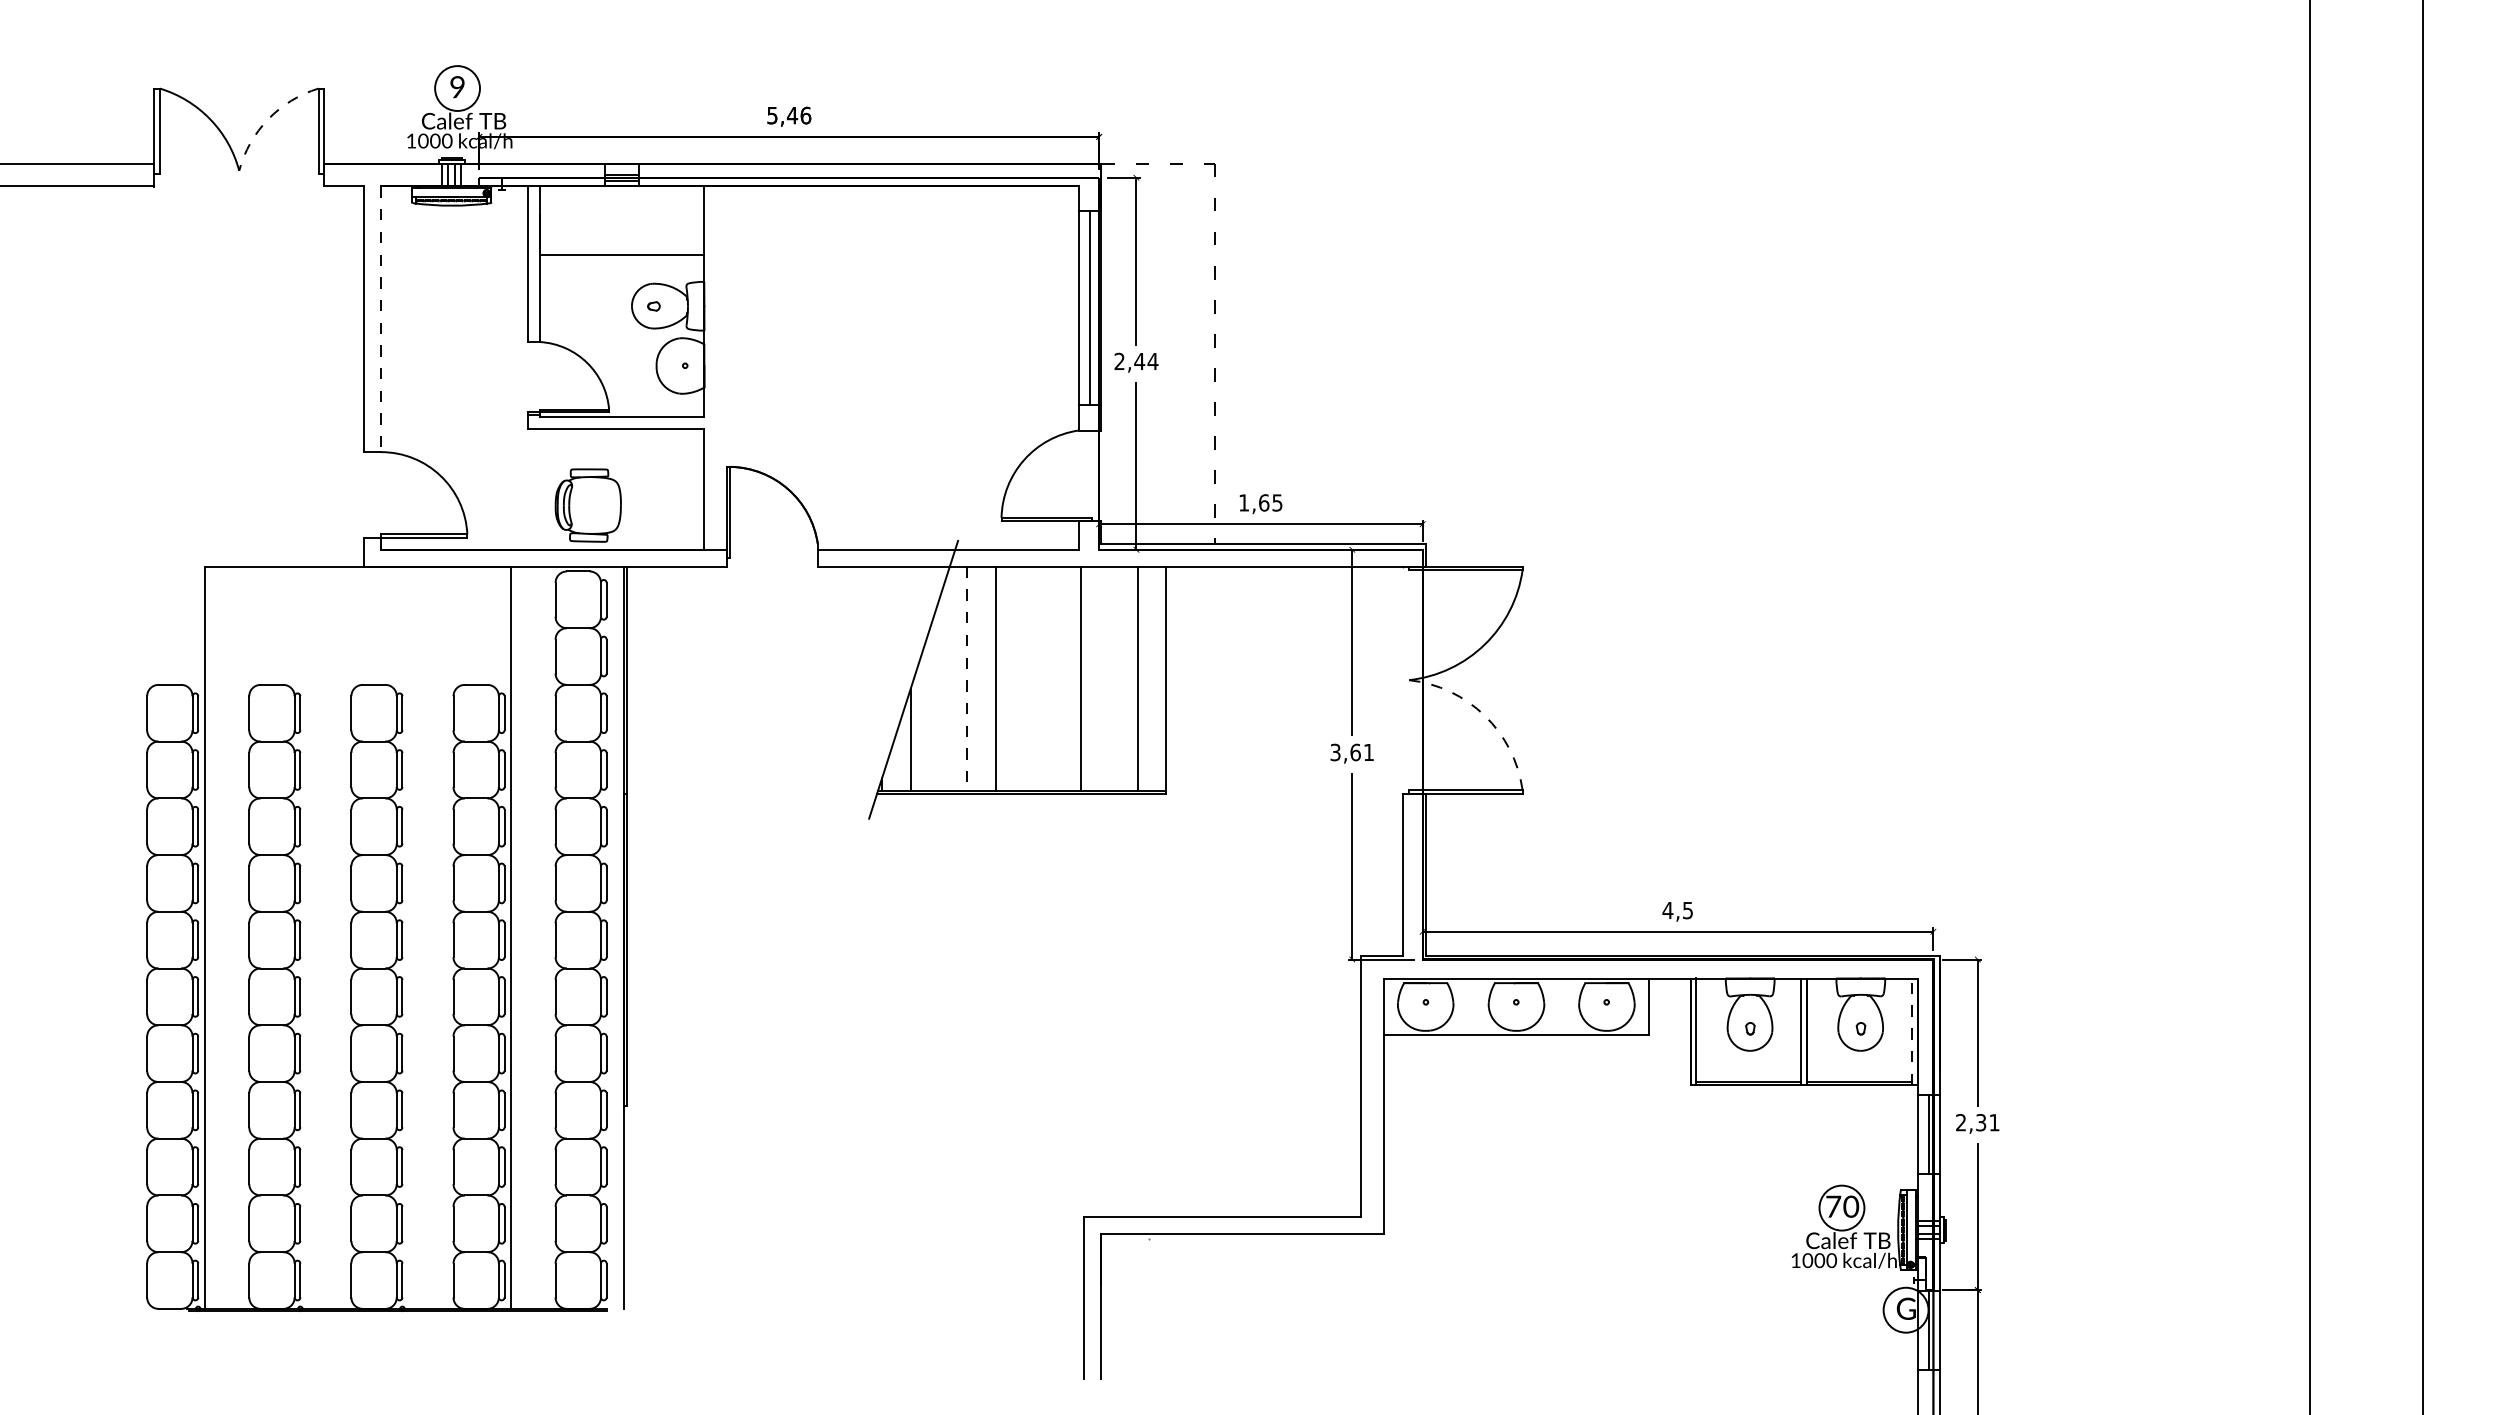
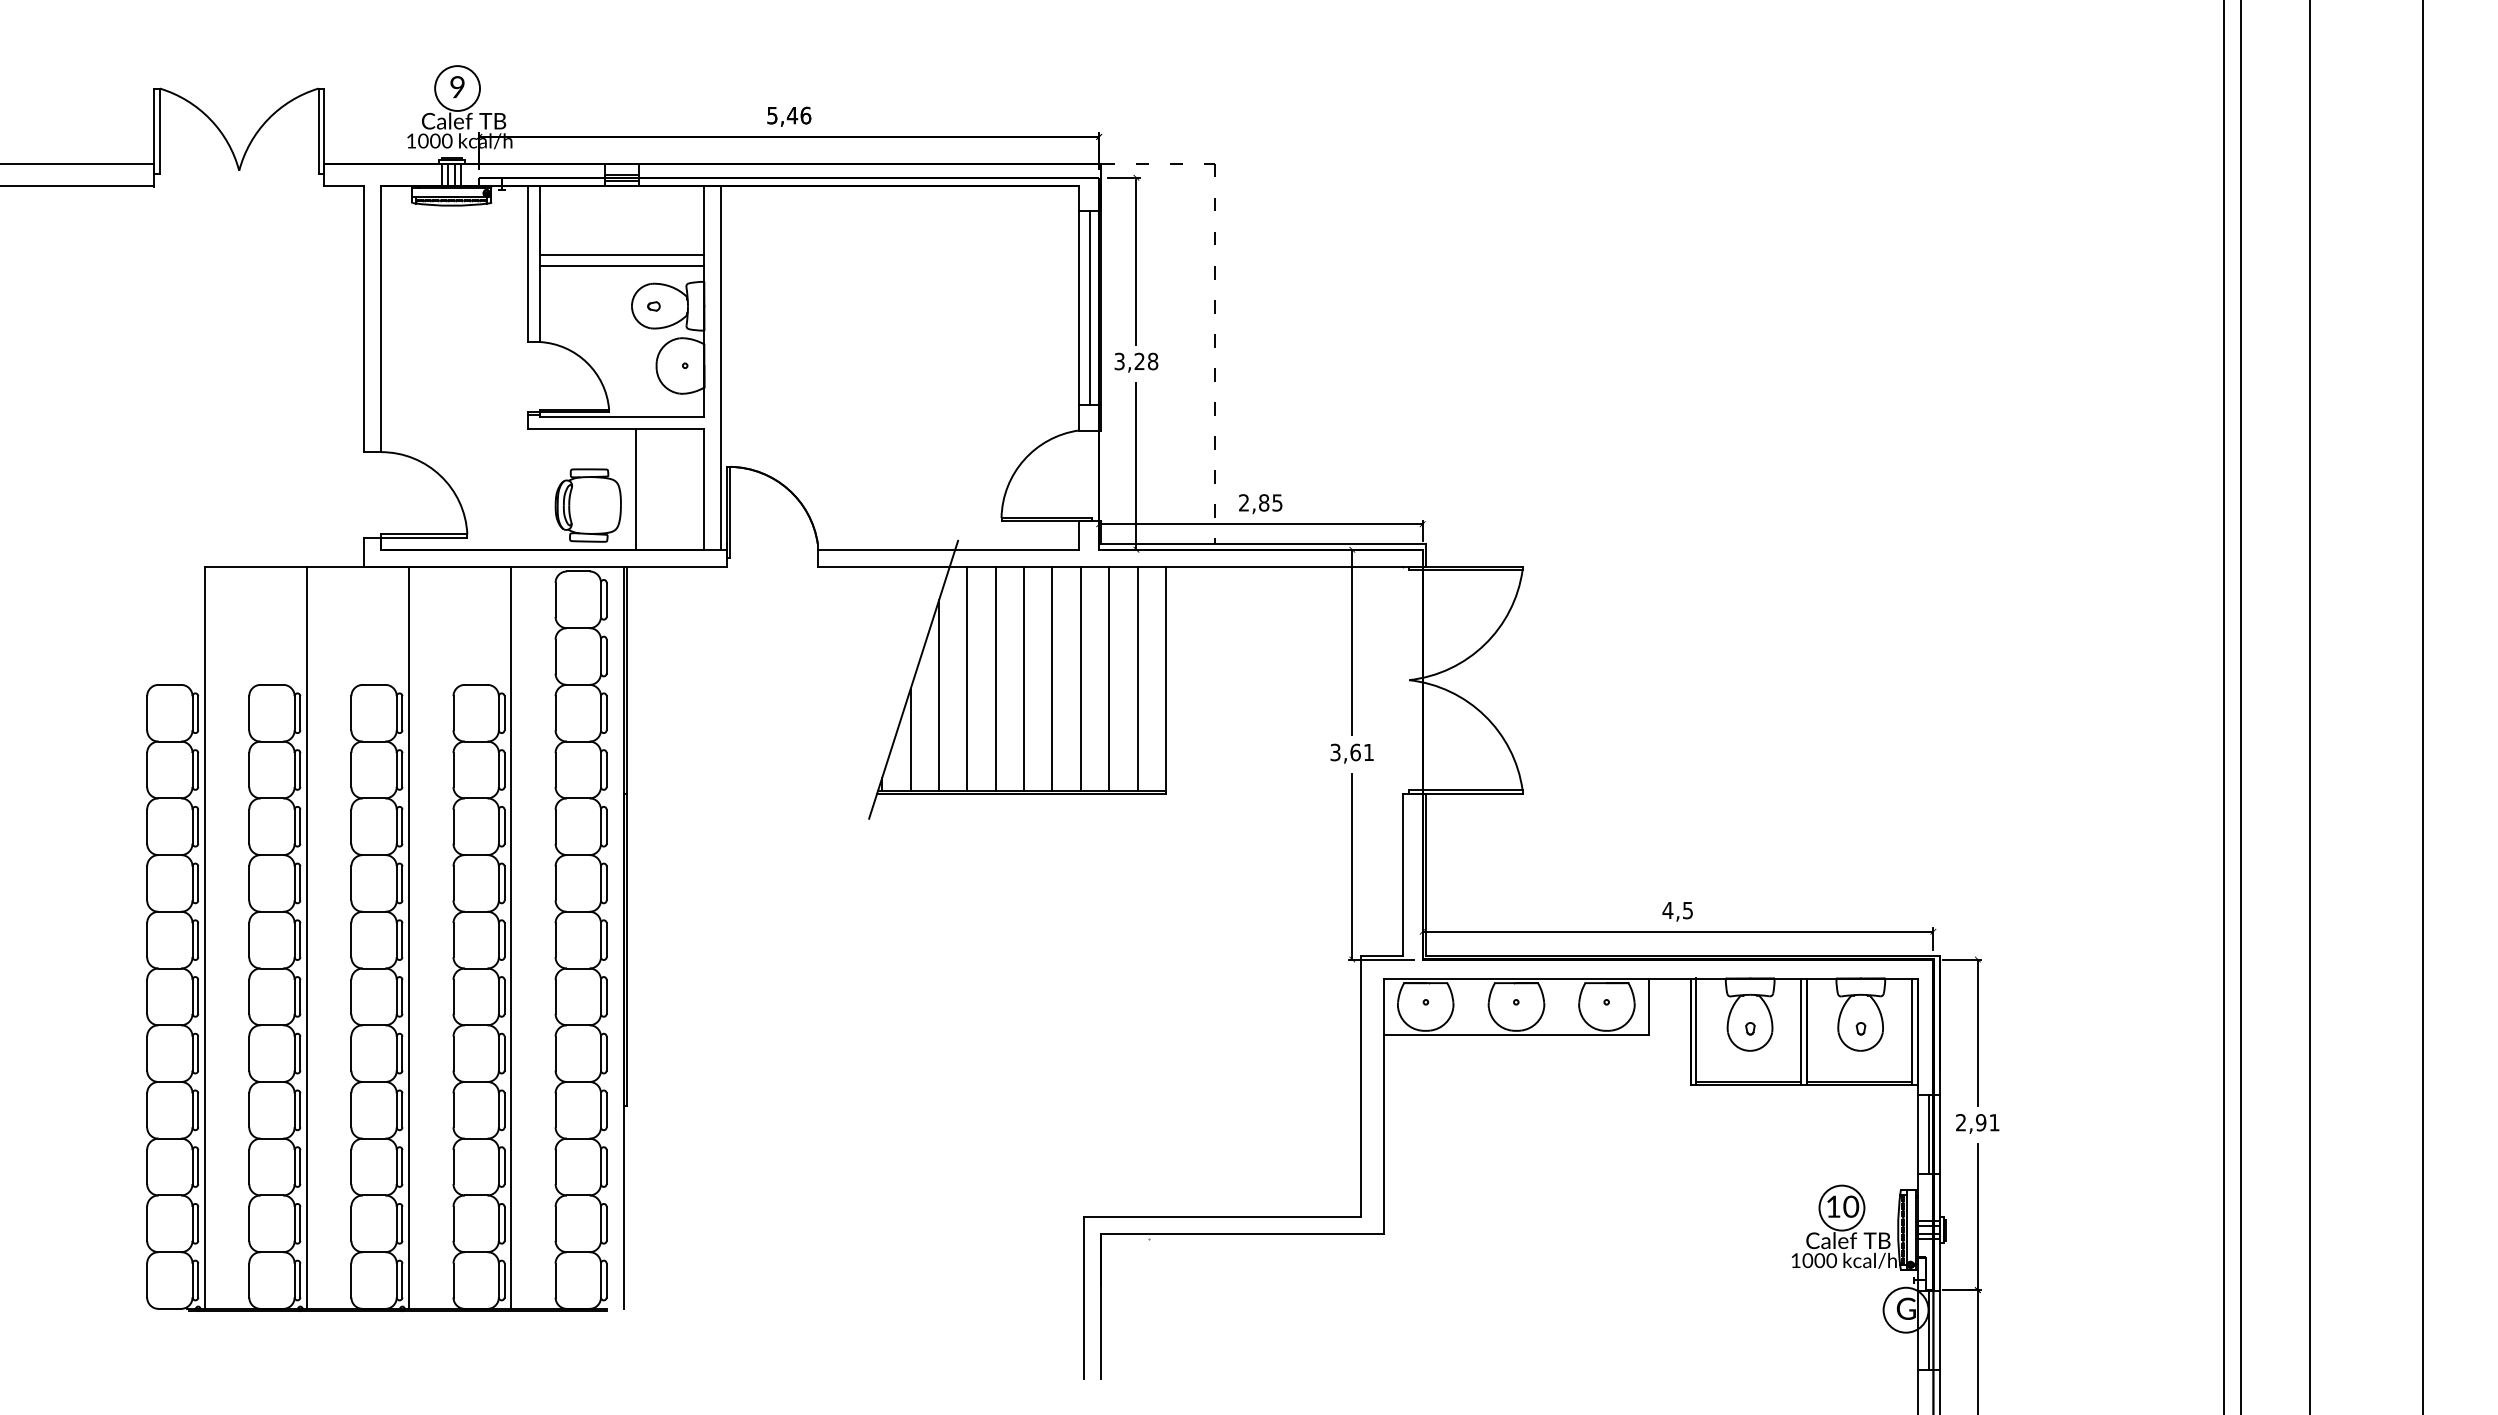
arc: dashed -> solid (268, 119)
line: none -> present (621, 265)
line: dashed -> solid (381, 319)
text: 2,44 -> 3,28 (1136, 361)
line: none -> present (721, 367)
line: none -> present (636, 488)
text: 1,65 -> 2,85 (1254, 502)
line: none -> present (1024, 678)
line: none -> present (1052, 678)
line: none -> present (1109, 678)
line: dashed -> solid (967, 679)
line: none -> present (939, 695)
line: none -> present (2223, 706)
line: none -> present (2240, 706)
arc: dashed -> solid (1484, 715)
line: none -> present (307, 937)
line: none -> present (409, 937)
line: dashed -> solid (1911, 1031)
text: 2,31 -> 2,91 (1980, 1122)
text: 70 -> 10 (1833, 1206)
